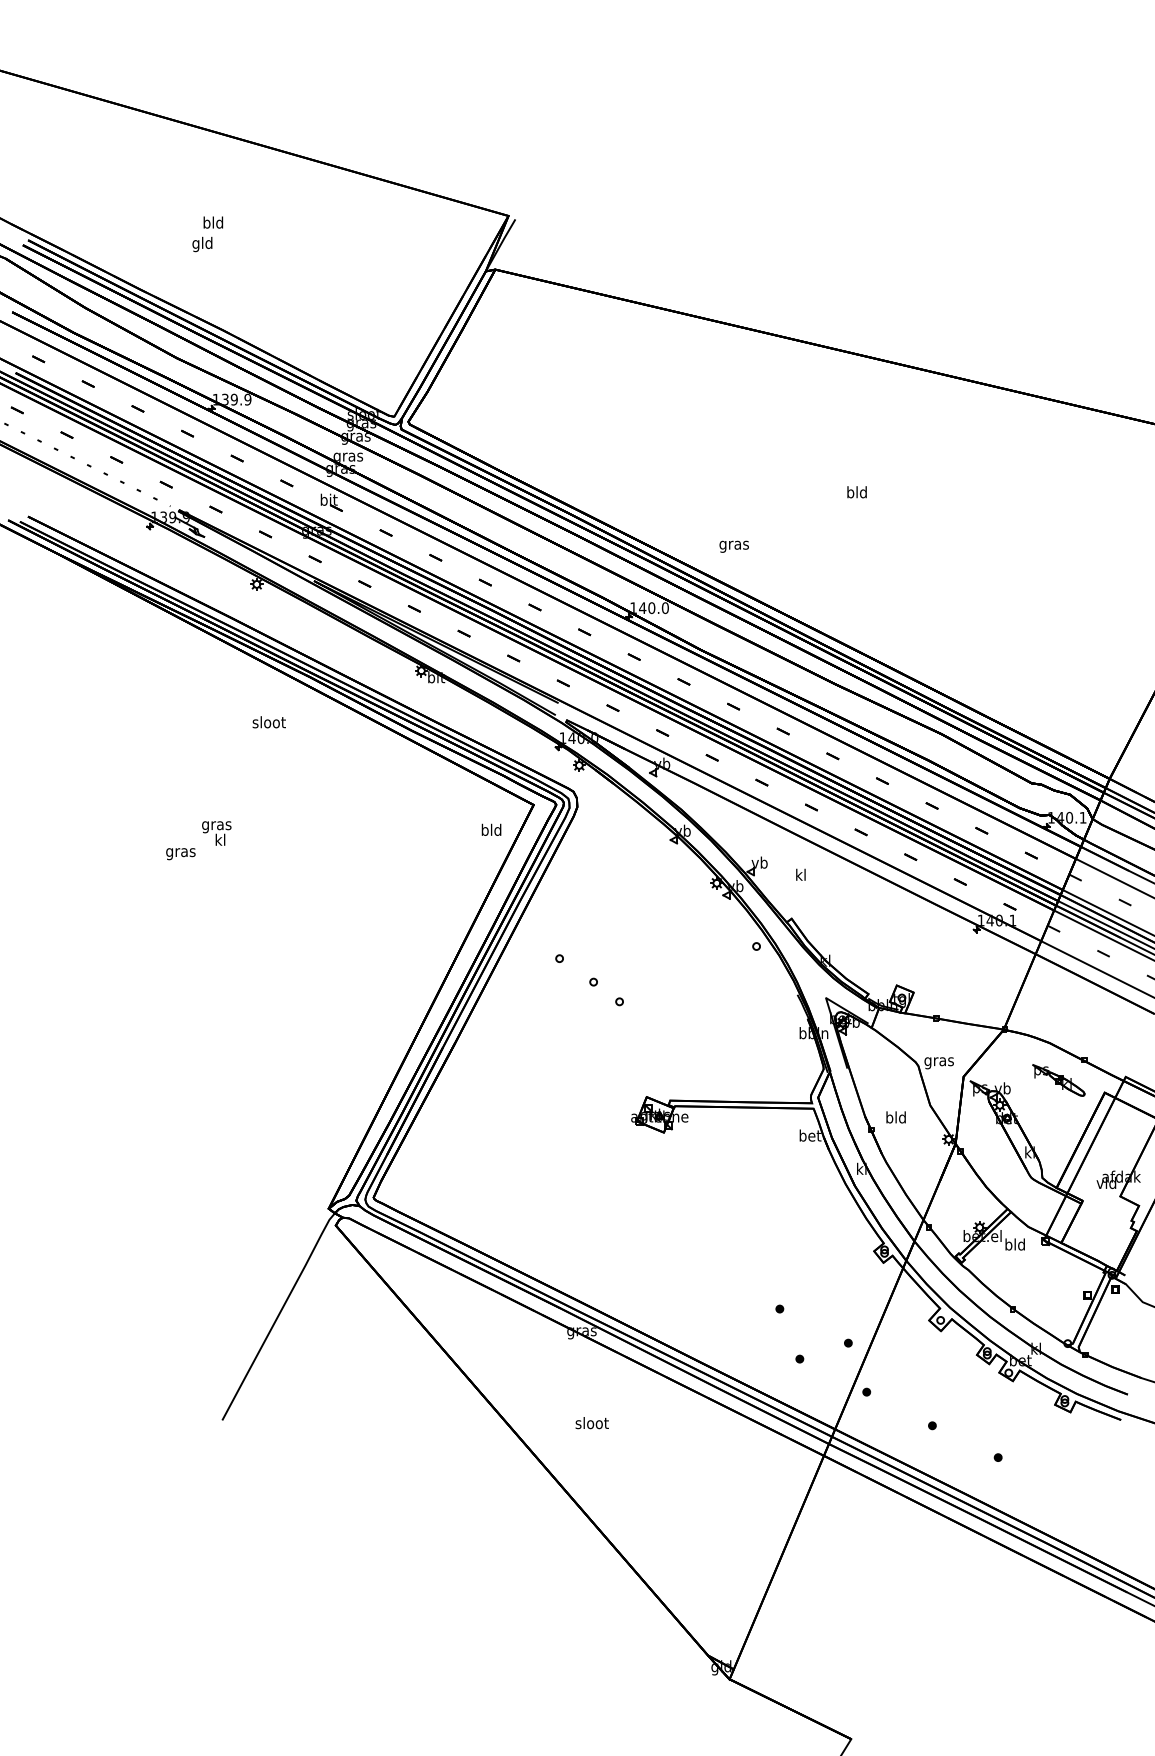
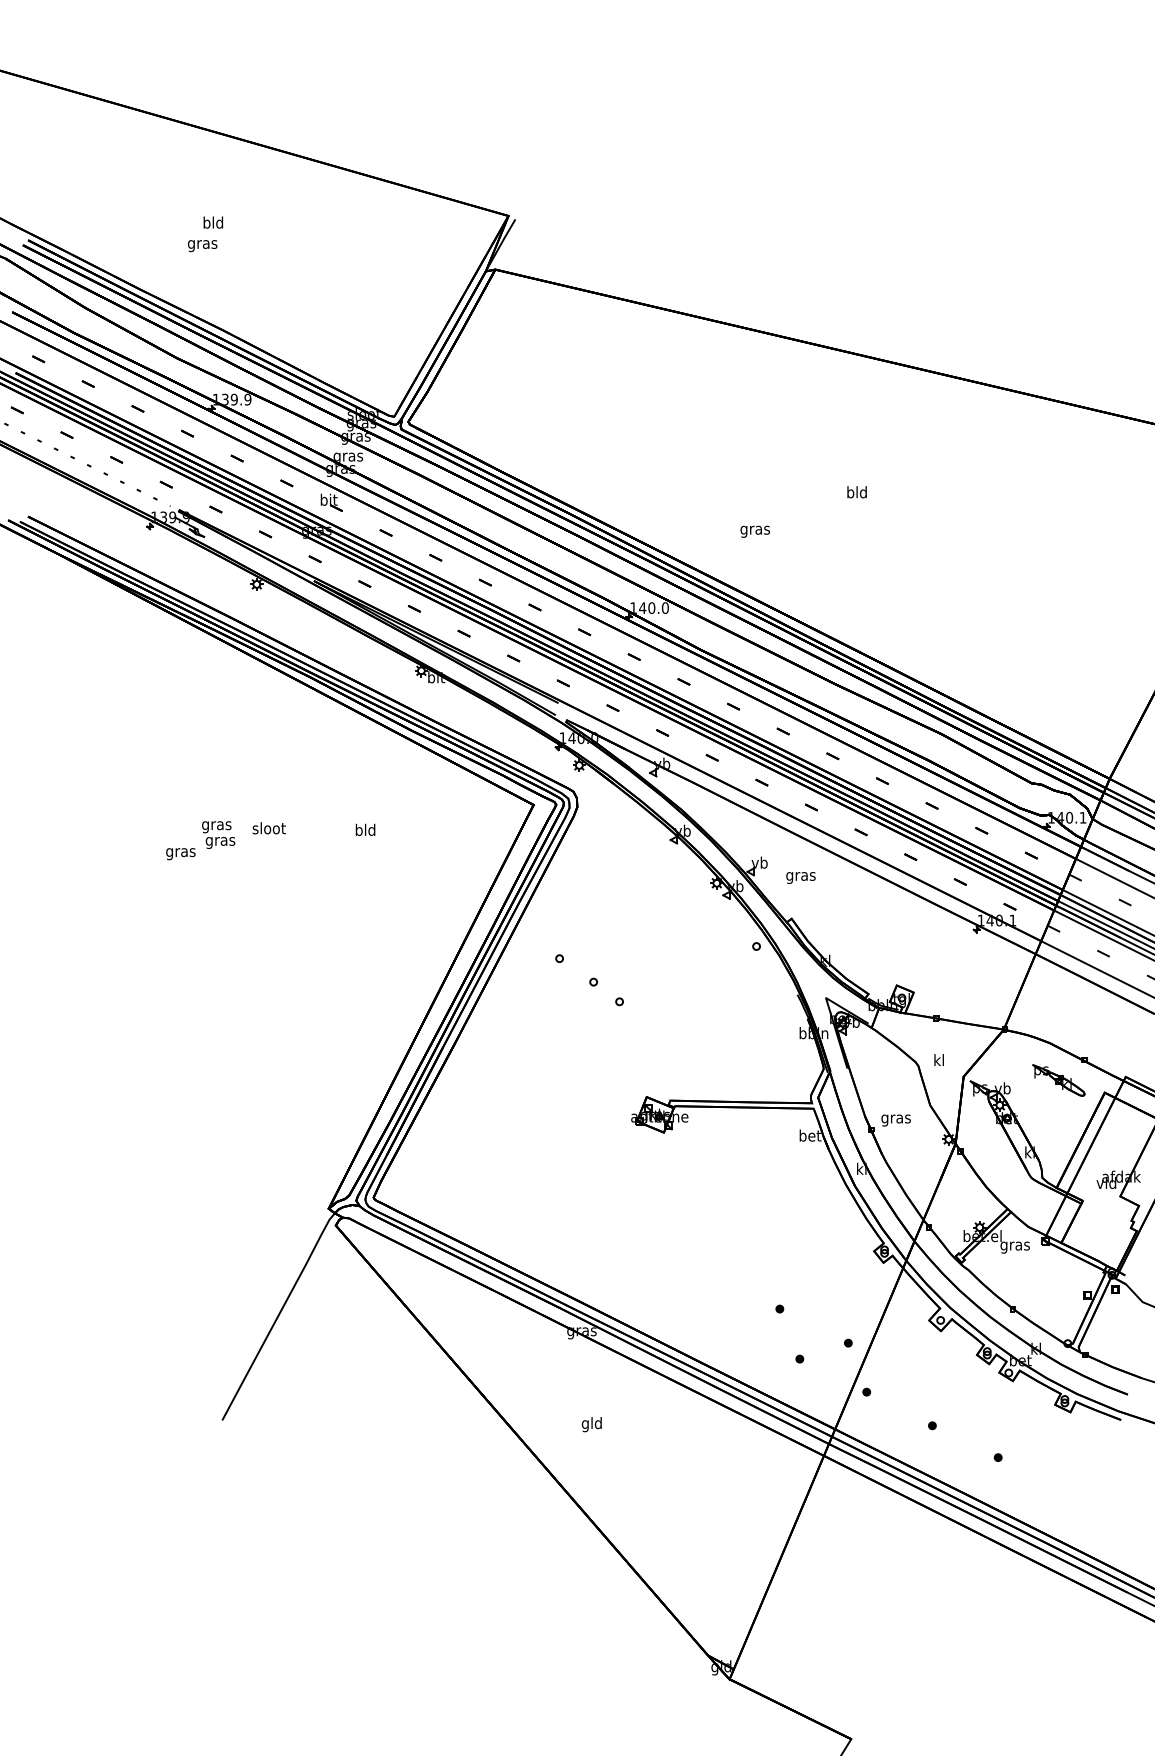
text: gld -> gras (202, 244)
text position: (733, 546) -> (754, 531) (754, 531)
text position: (268, 722) -> (268, 828) (268, 828)
text position: (491, 829) -> (365, 829) (365, 829)
text: kl -> gras (220, 840)
text: kl -> gras (800, 876)
text: gras -> kl (938, 1061)
text: bld -> gras (895, 1118)
text: bld -> gras (1014, 1245)
text: sloot -> gld (591, 1424)
